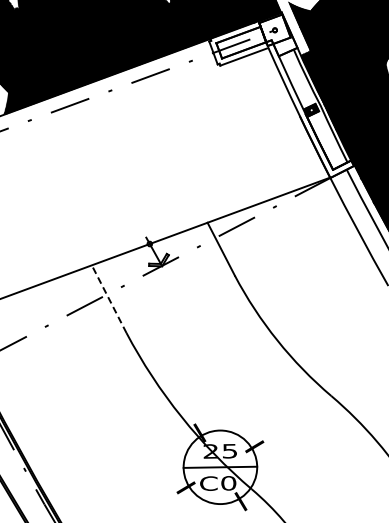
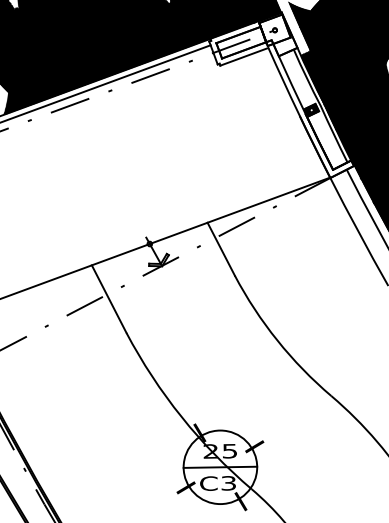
line: none -> present (106, 83)
line: dashed -> solid (108, 298)
text: C0 -> C3 (228, 483)
